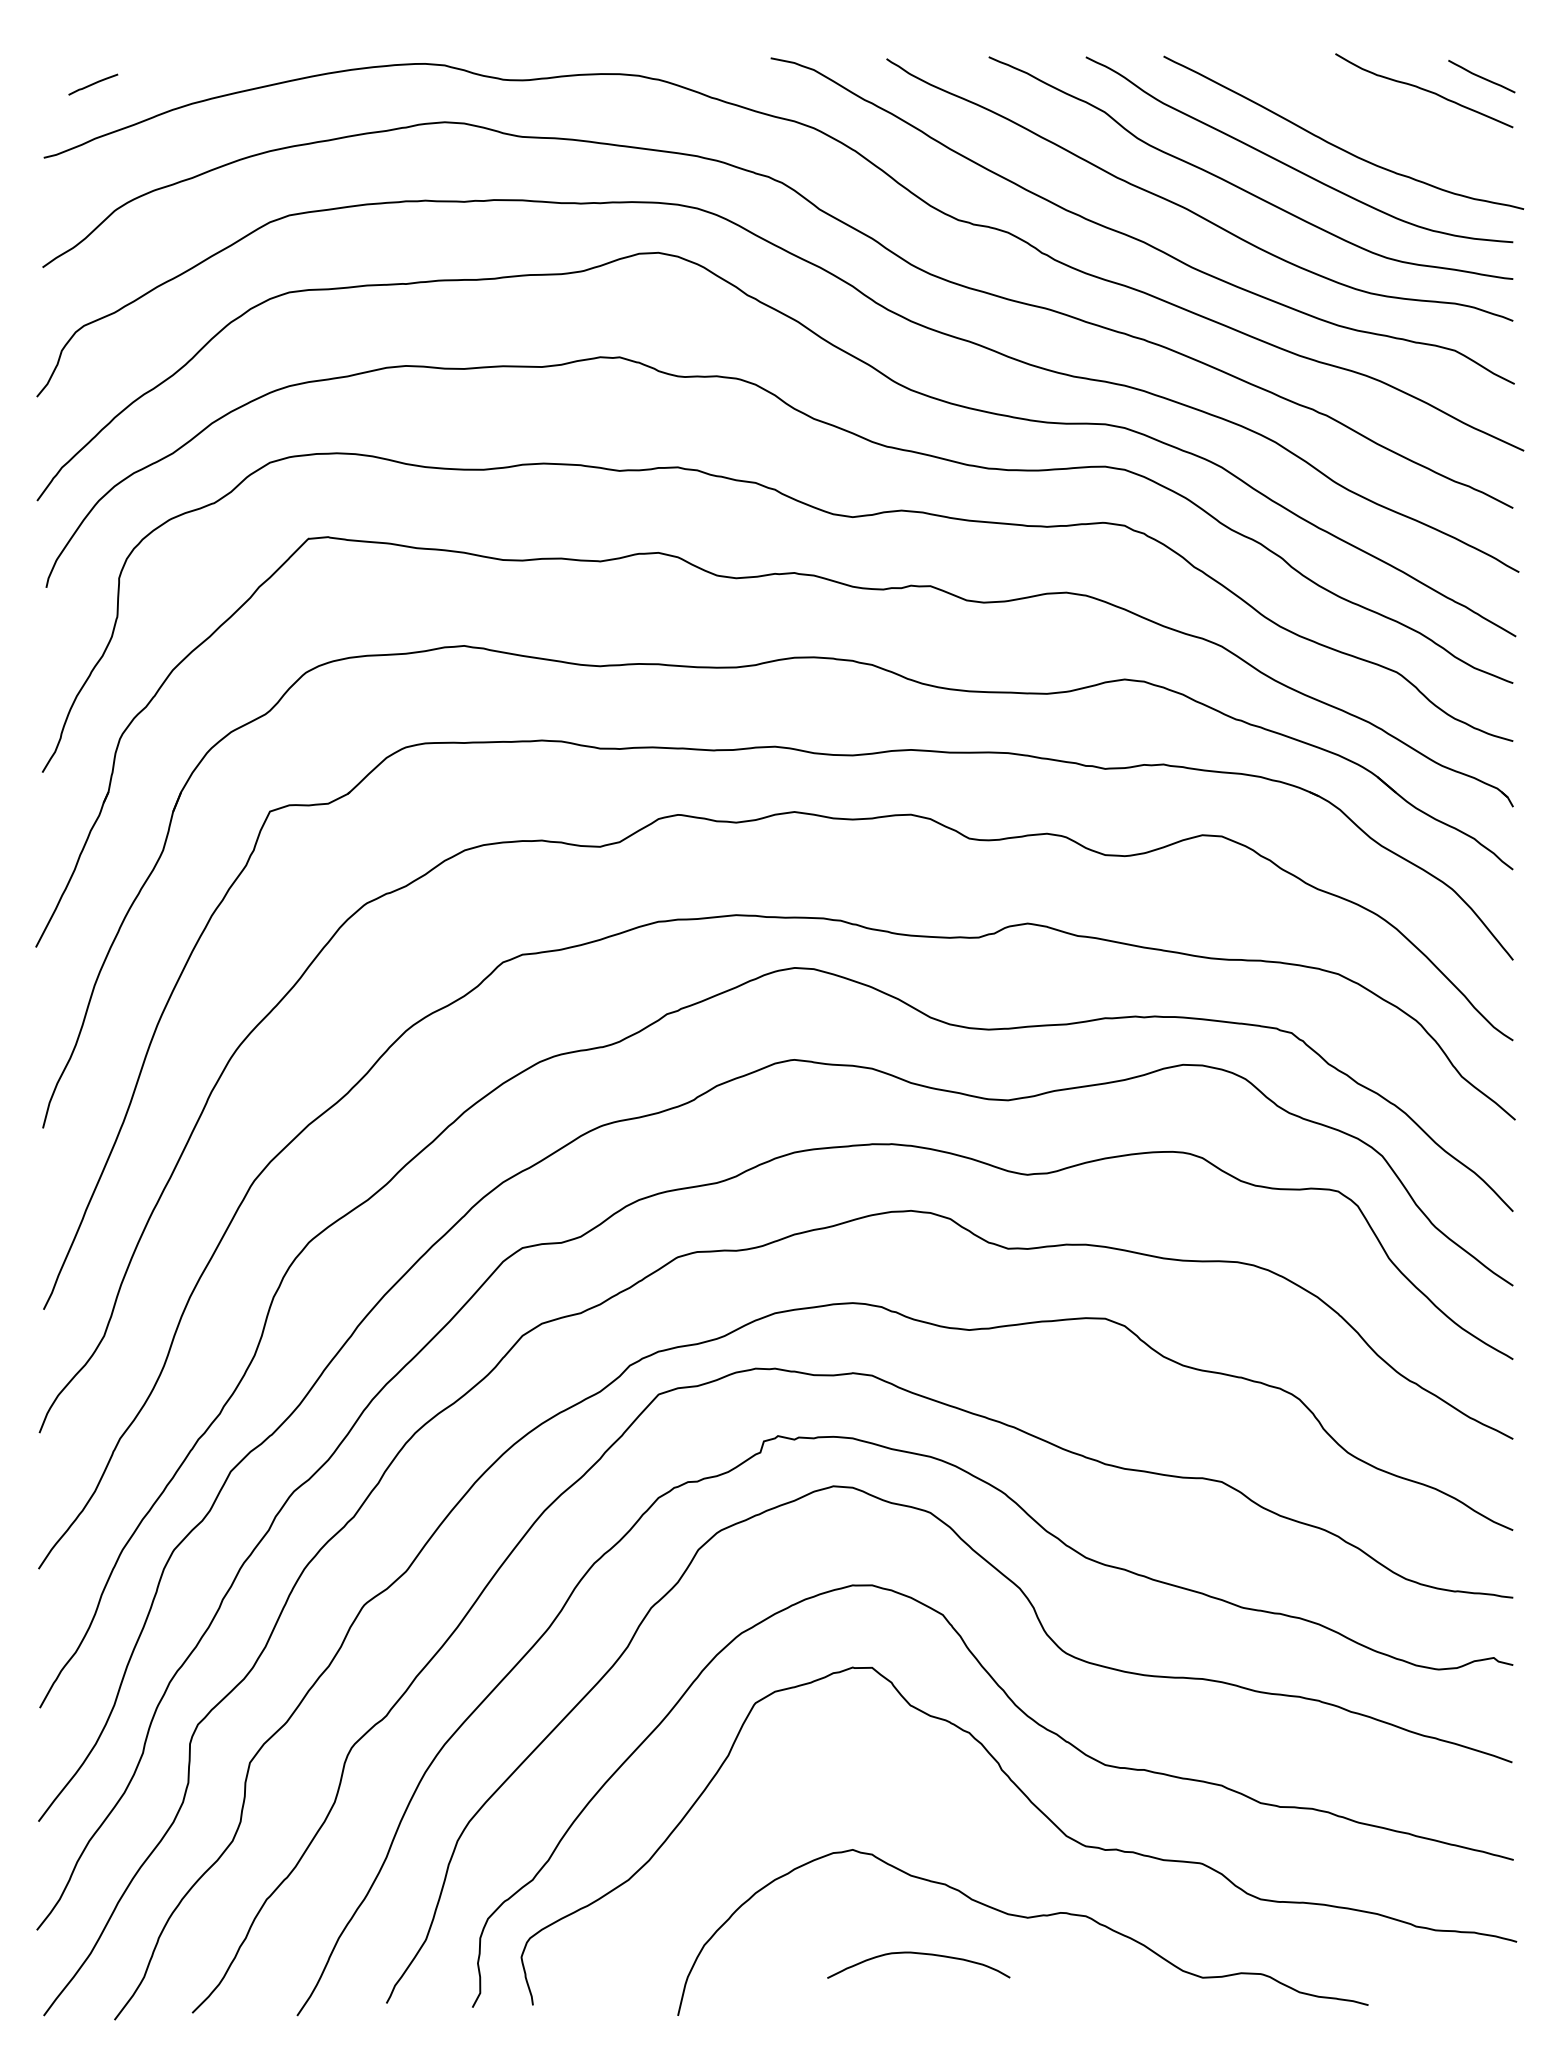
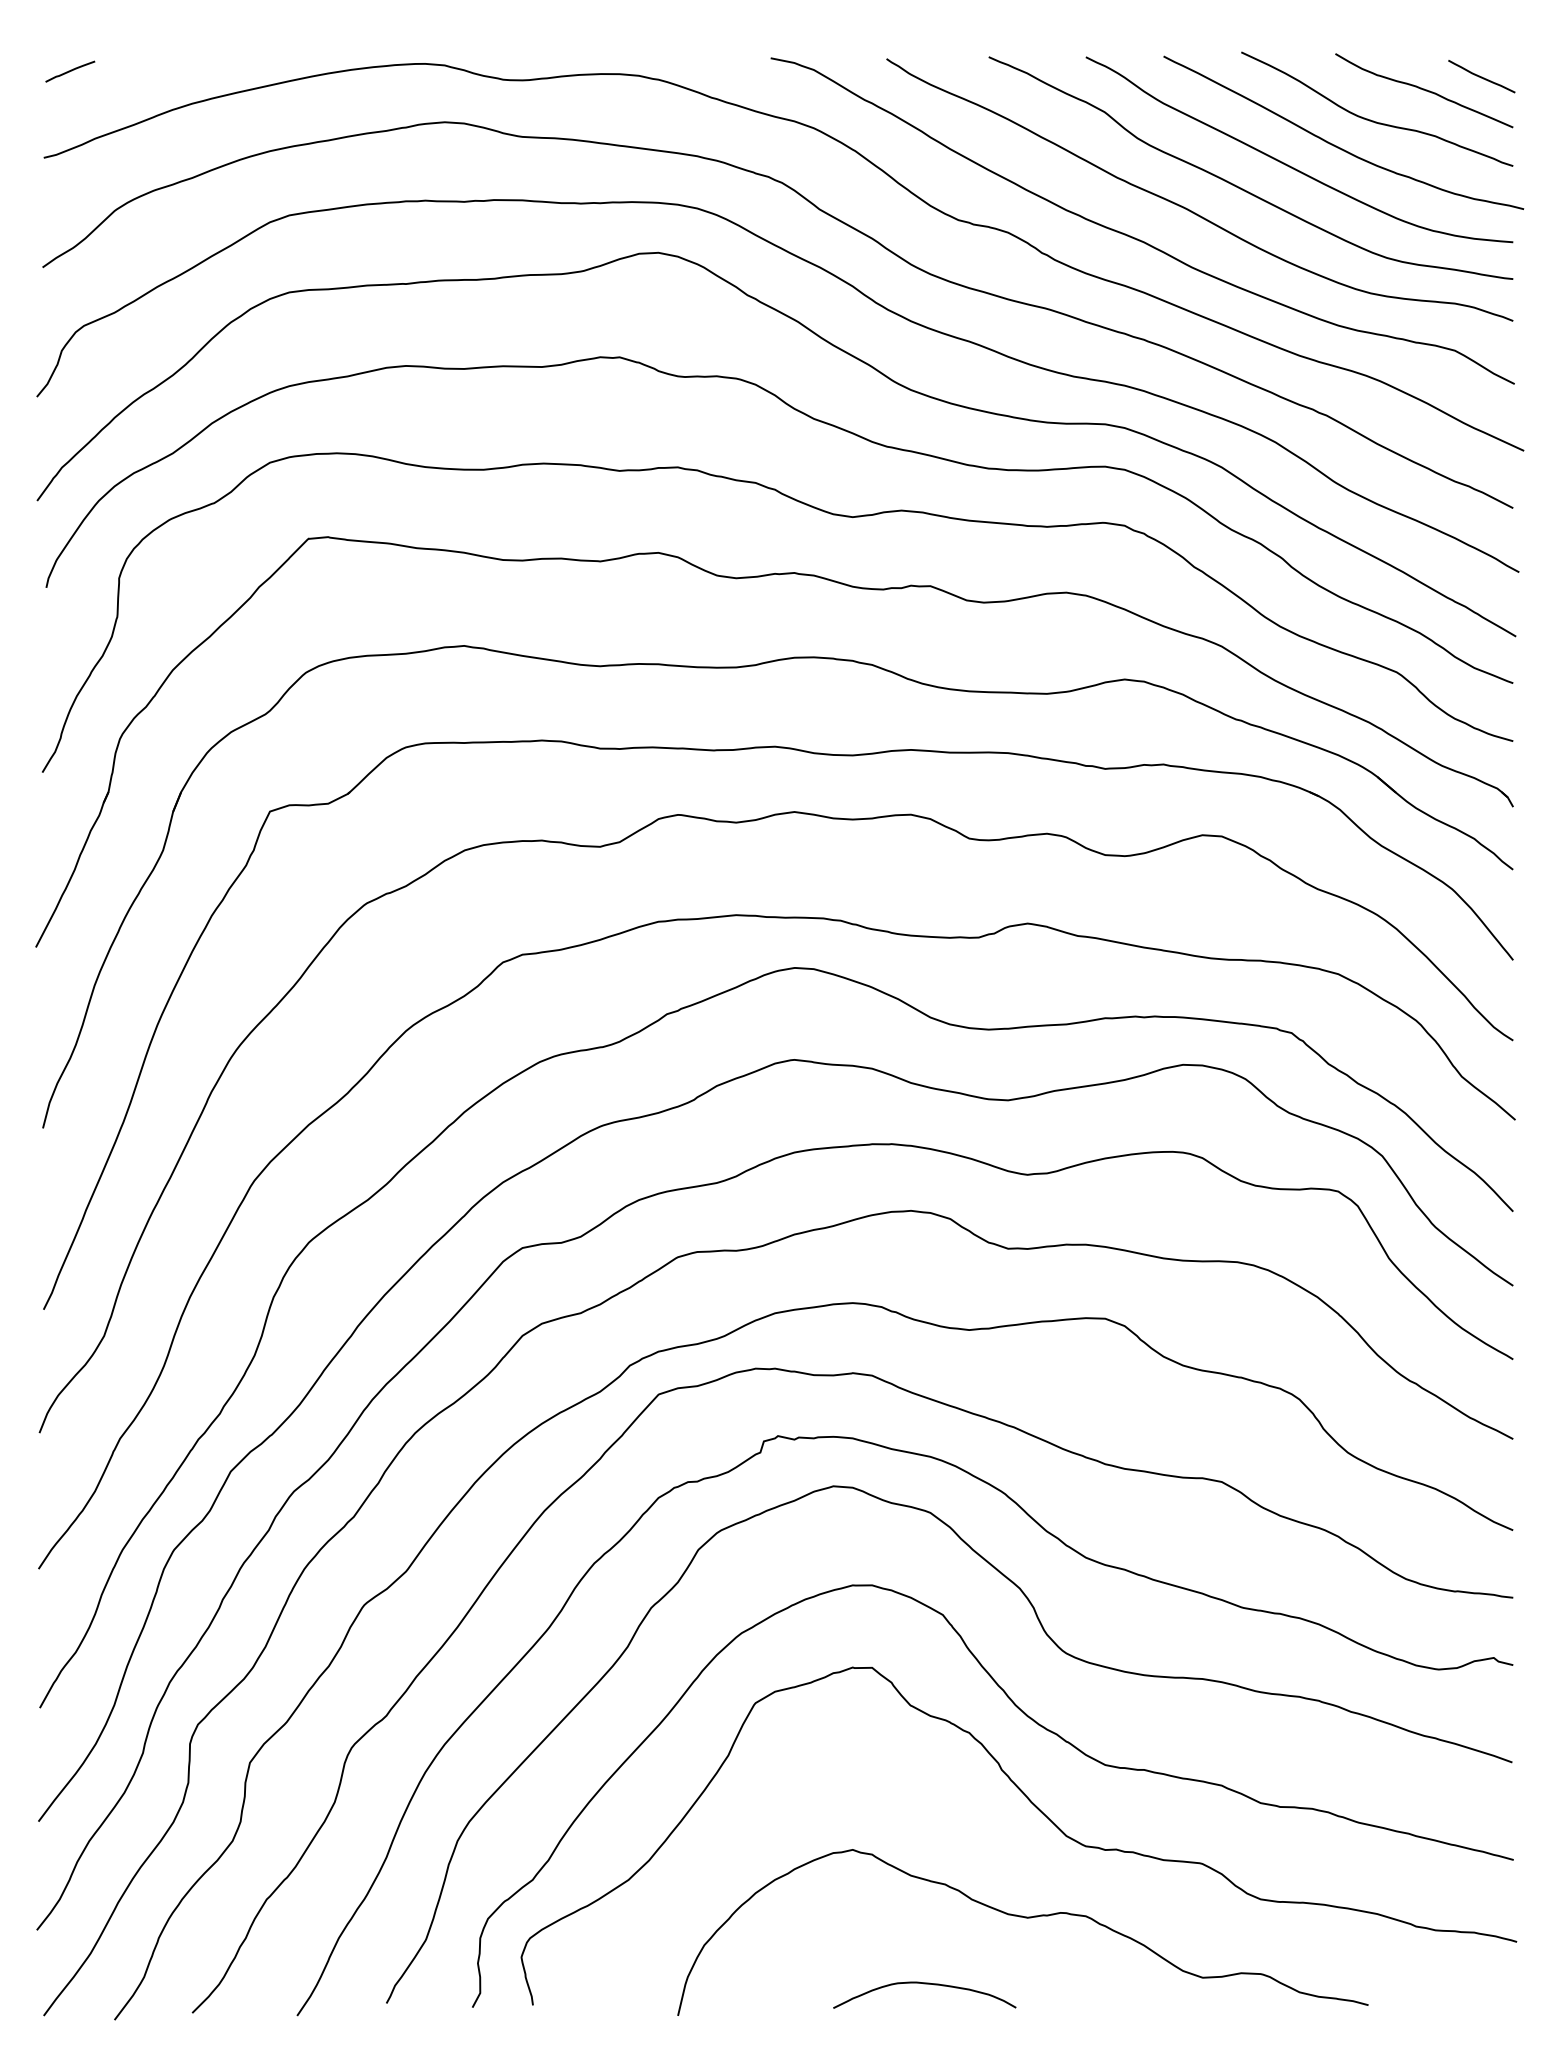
line position: (93, 84) -> (70, 71) (70, 71)
curve: none -> present (1373, 120)
curve position: (918, 1954) -> (924, 1984) (924, 1984)
